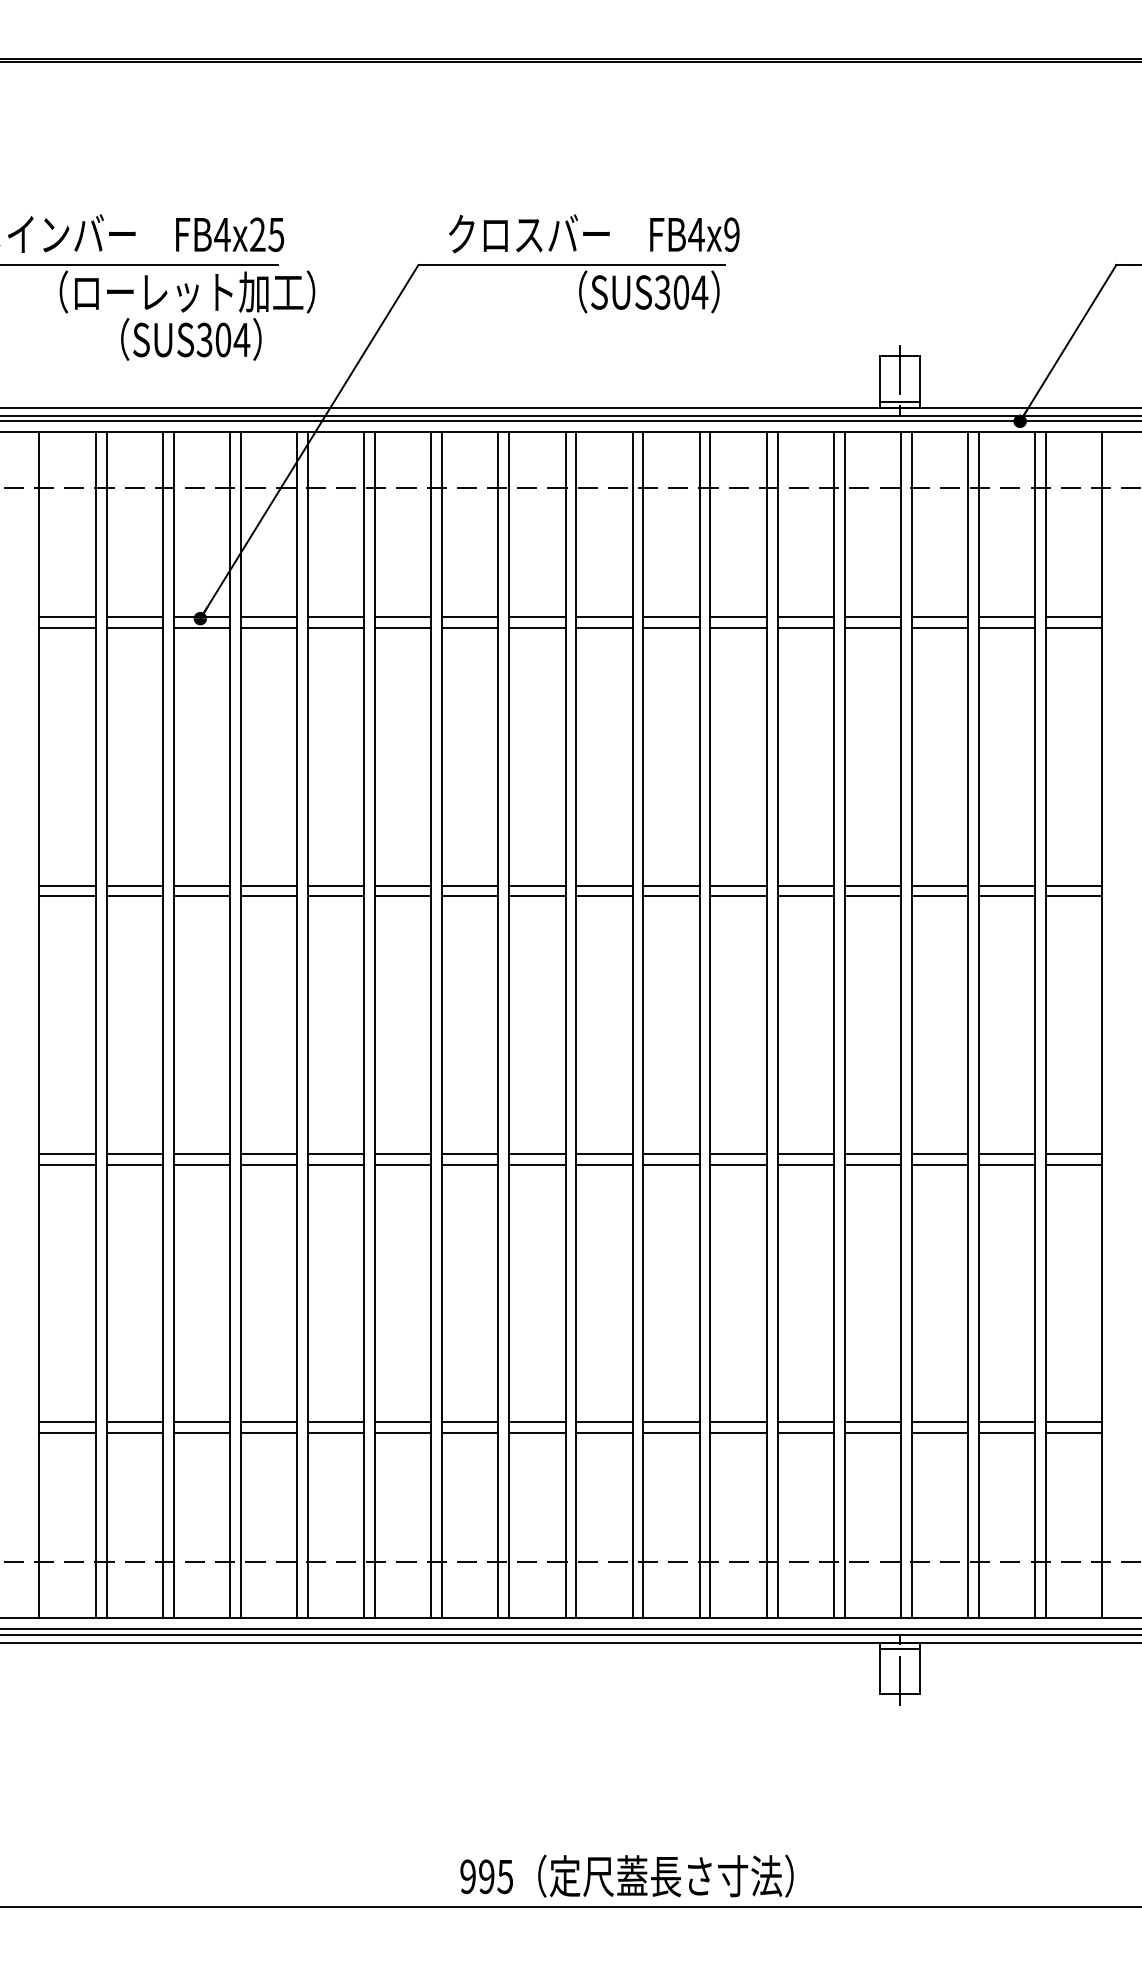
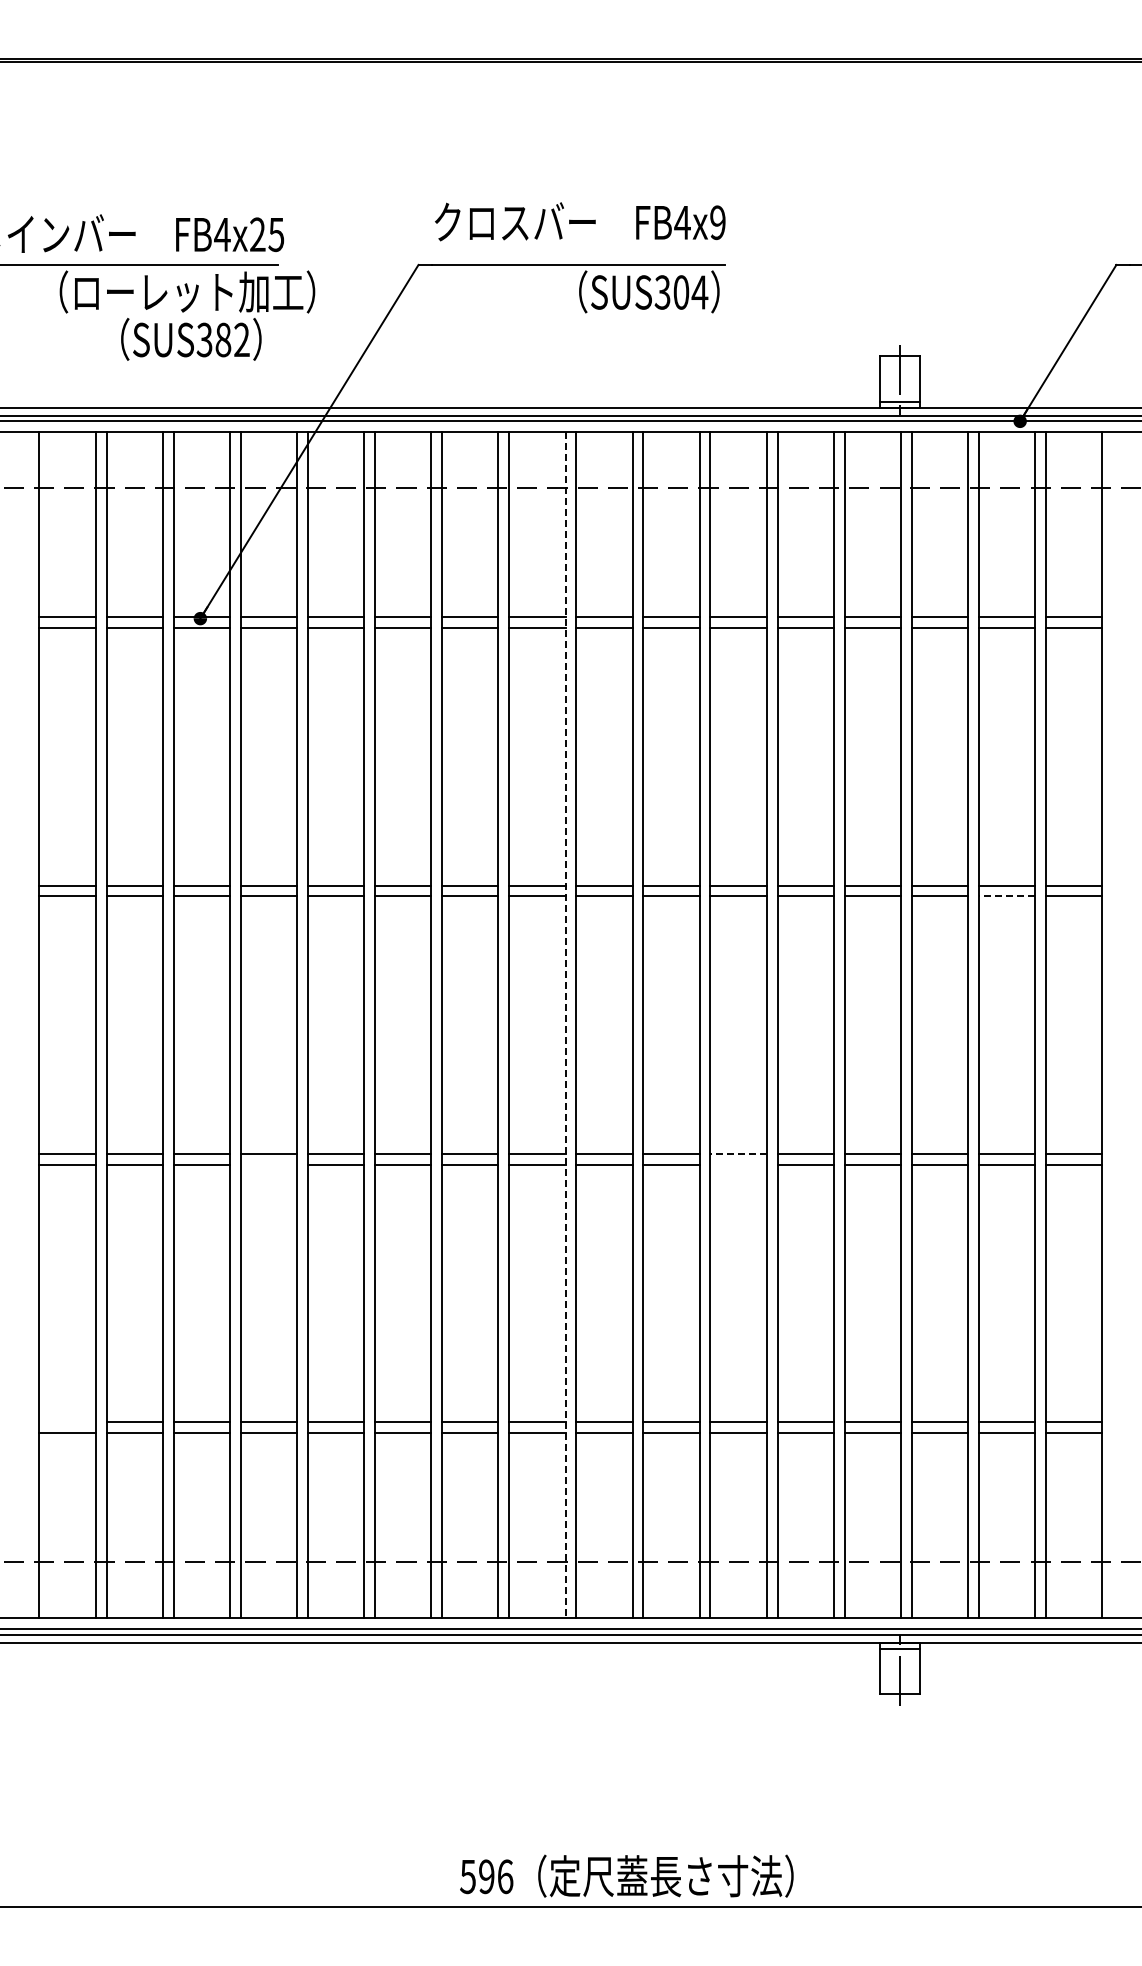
text position: (594, 233) -> (580, 221) (580, 221)
text: SUS304 -> SUS382 (232, 339)
line: solid -> dashed (1006, 896)
line: solid -> dashed (565, 1025)
line: solid -> dashed (738, 1154)
line: present -> none (268, 1164)
line: present -> none (738, 1164)
line: present -> none (67, 1422)
text: 995 -> 596 (486, 1876)
